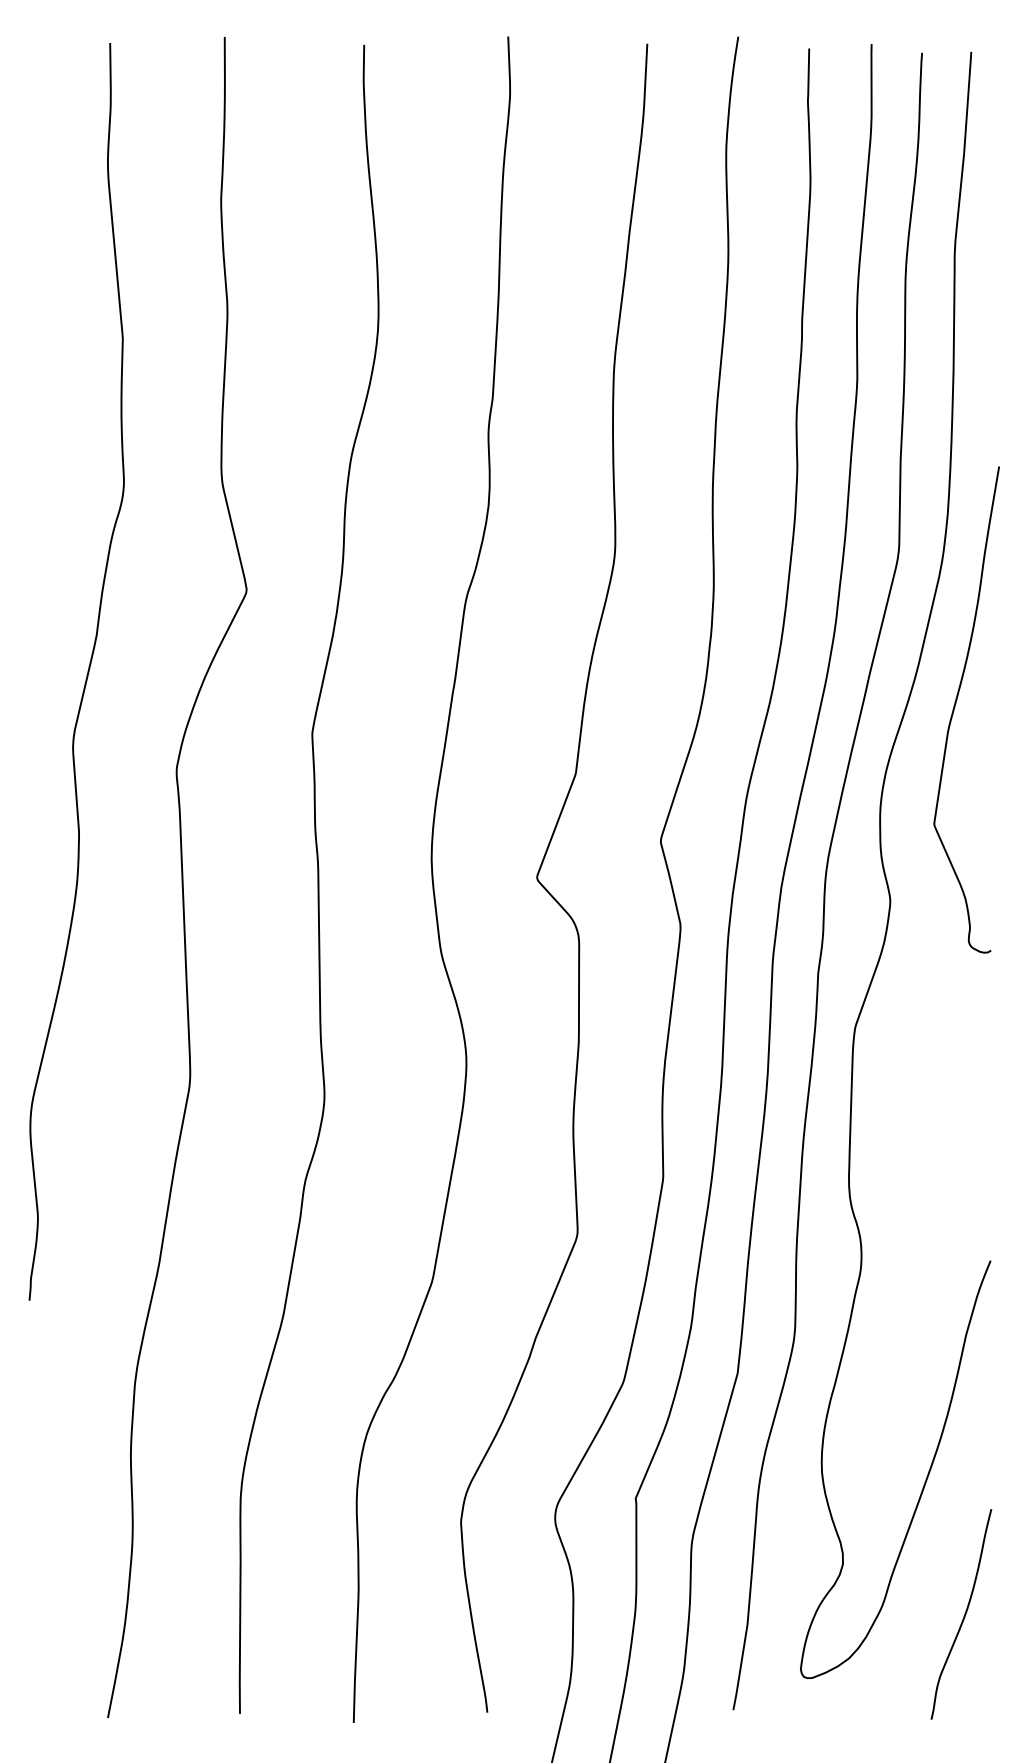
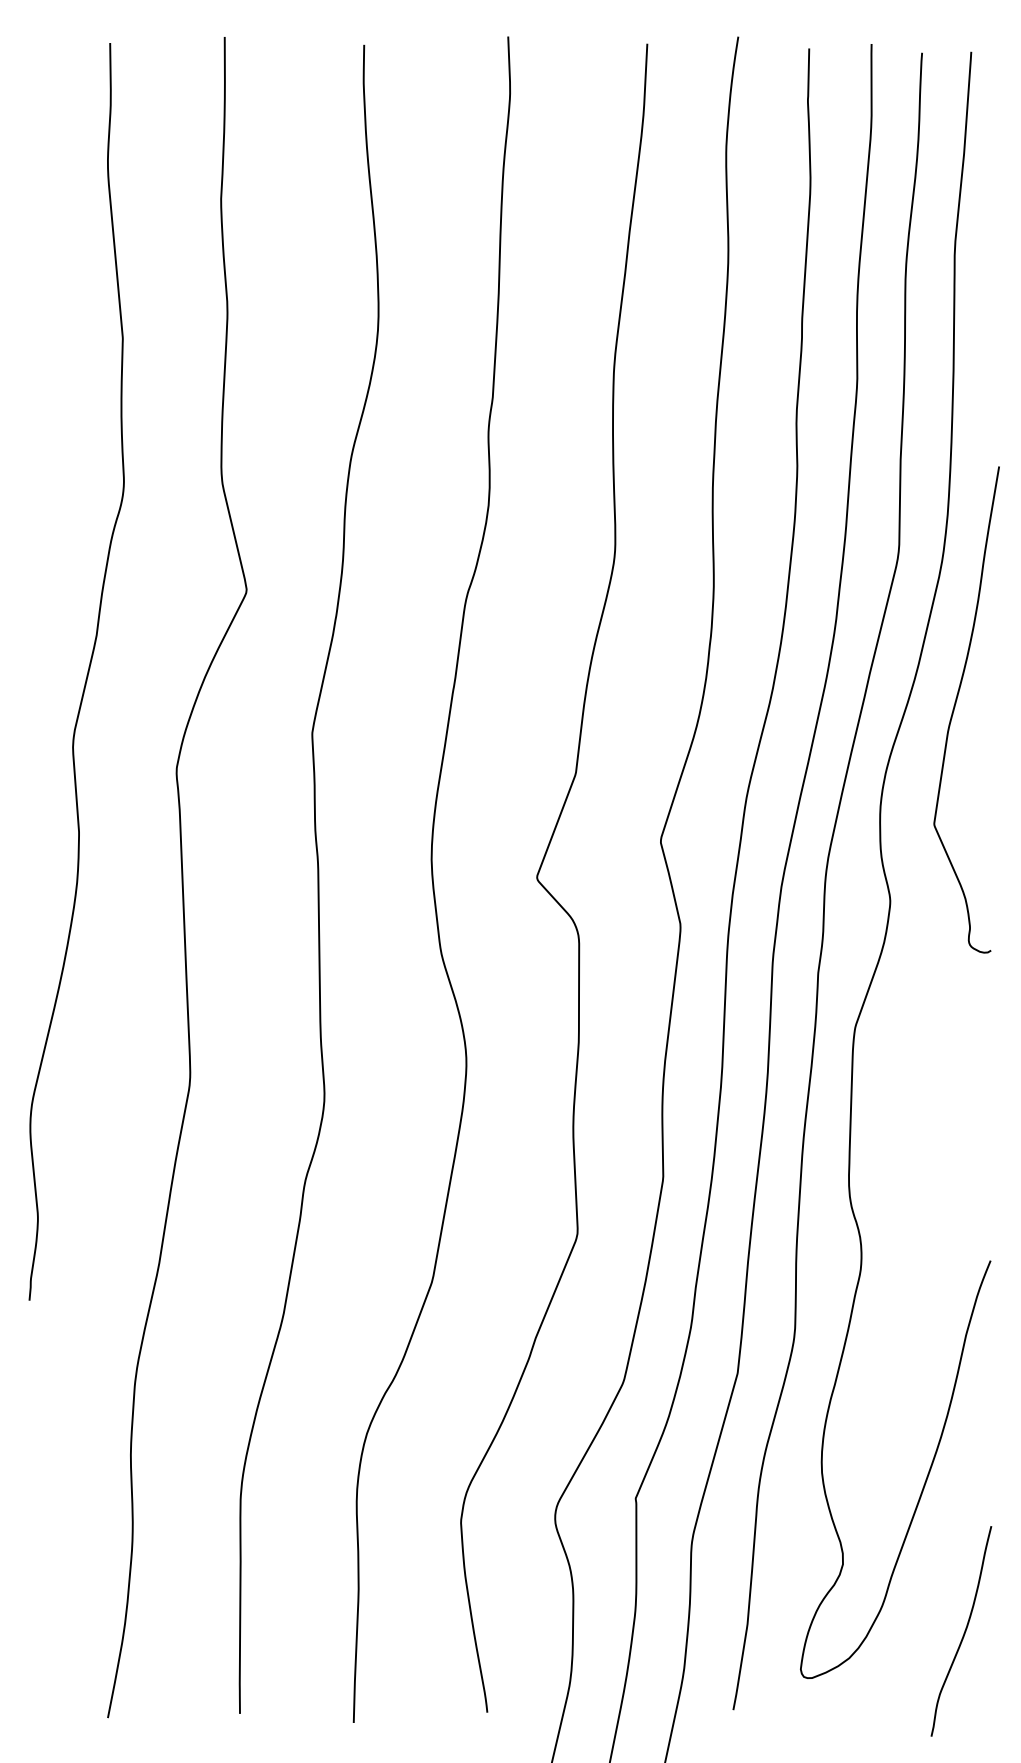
curve position: (963, 1616) -> (963, 1633) (963, 1633)
